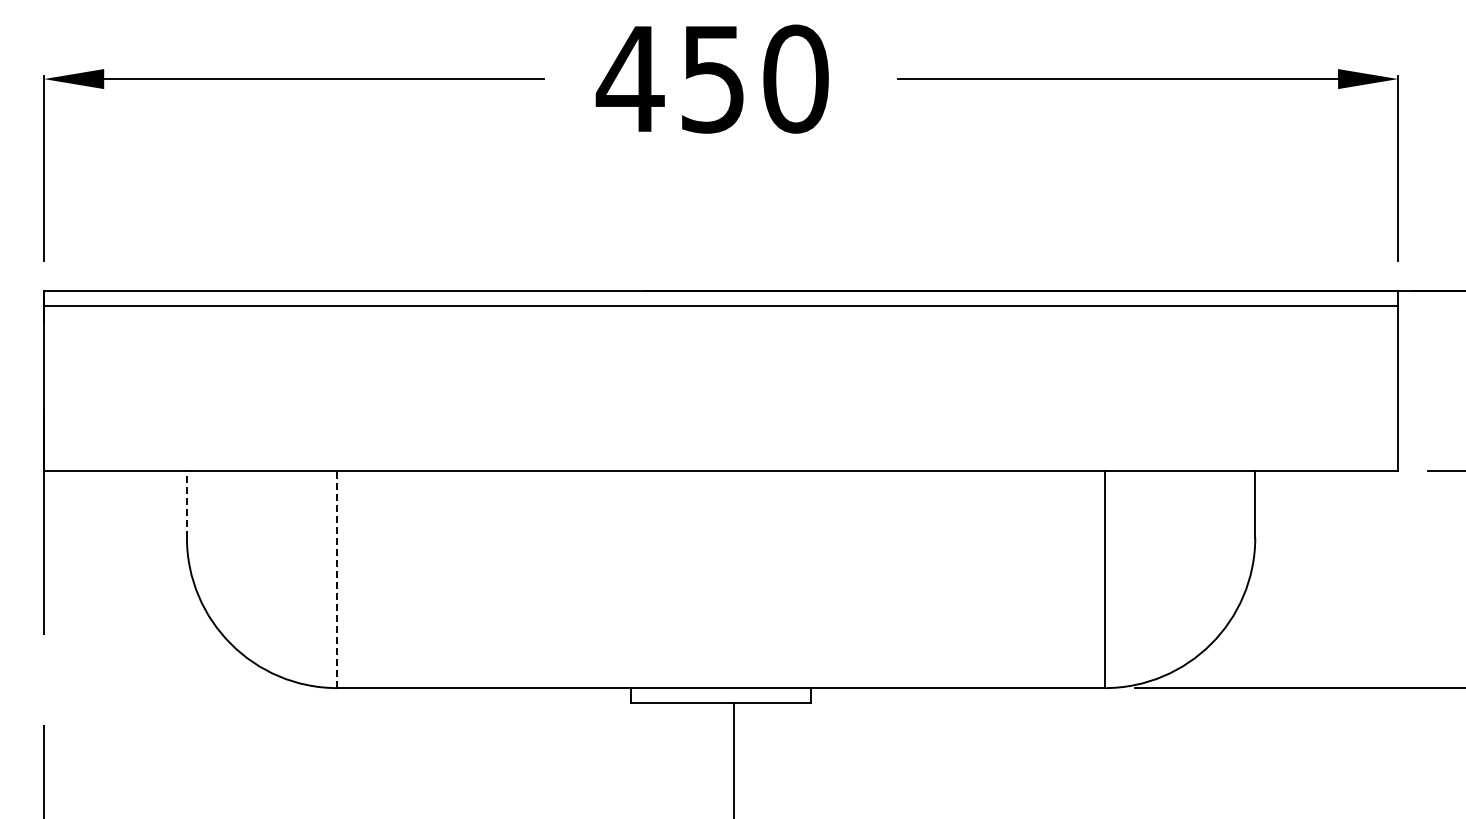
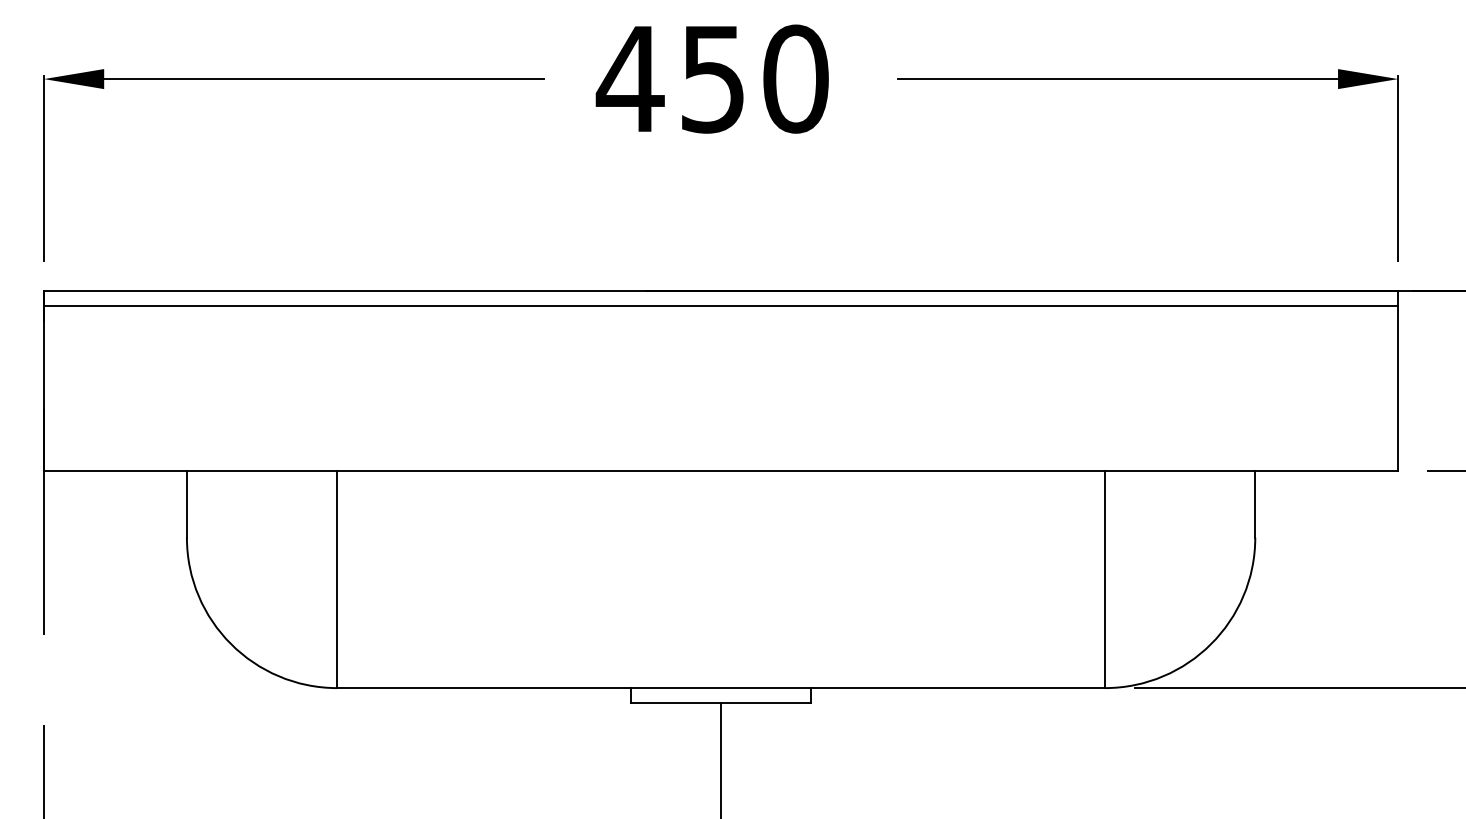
line: dashed -> solid (186, 504)
line: dashed -> solid (337, 579)
line position: (734, 759) -> (721, 759) (721, 759)
